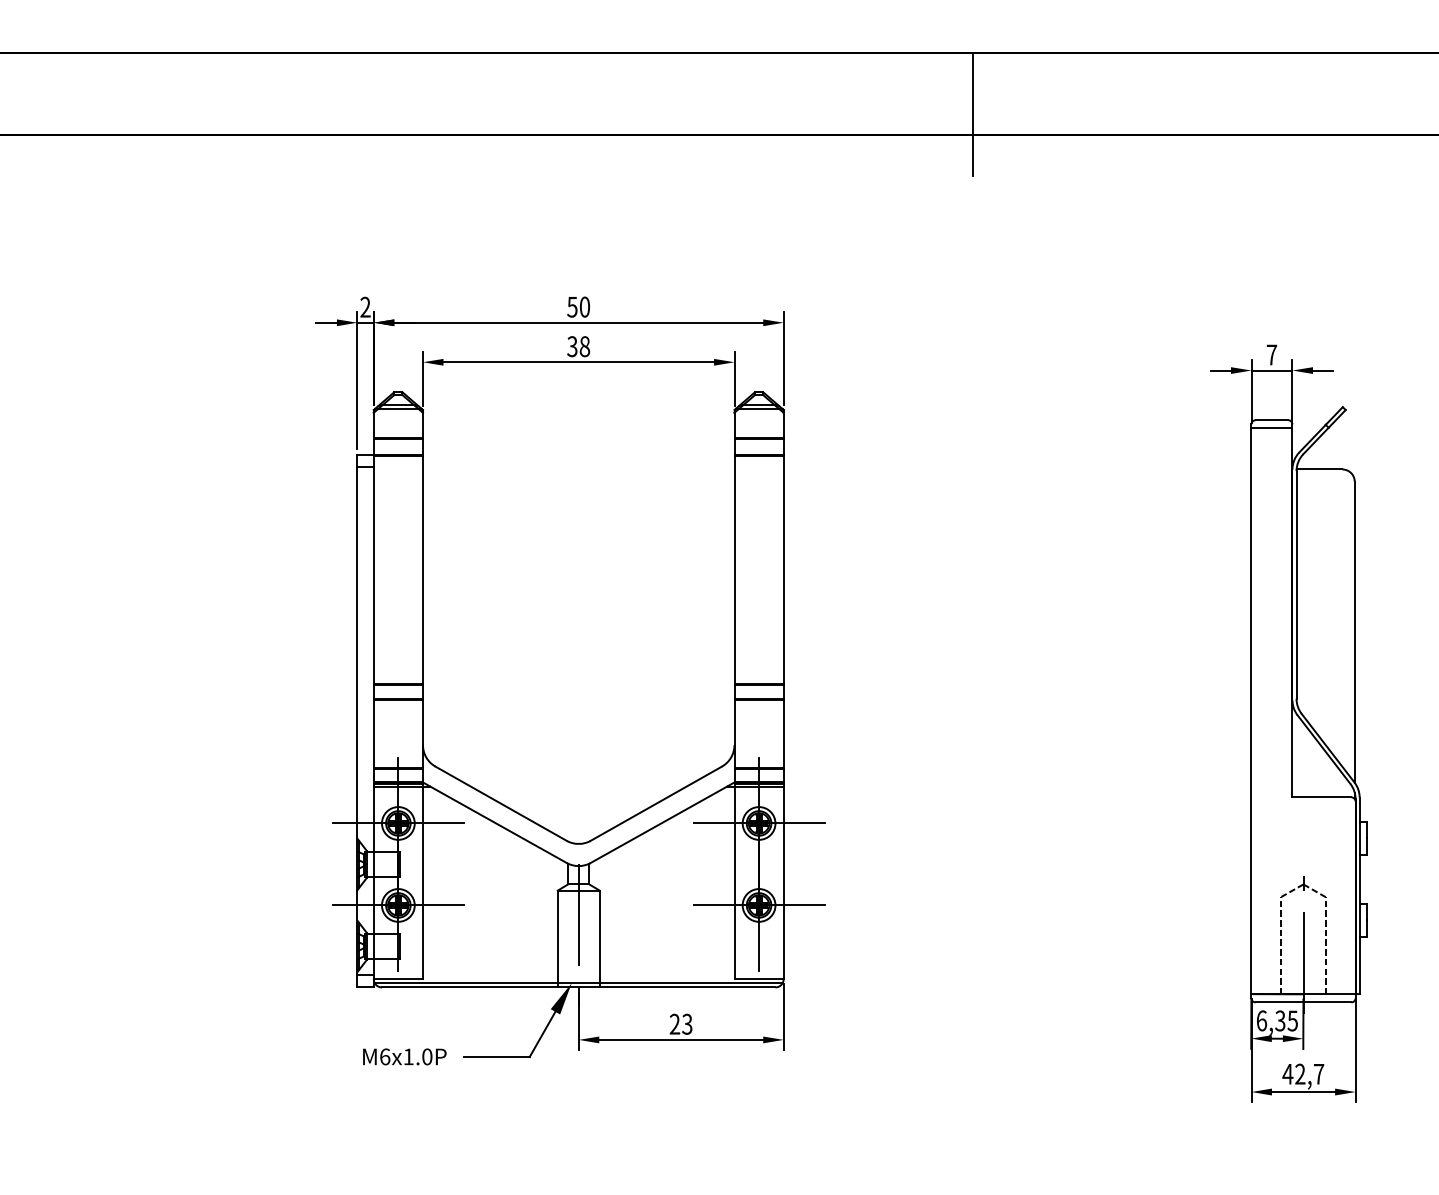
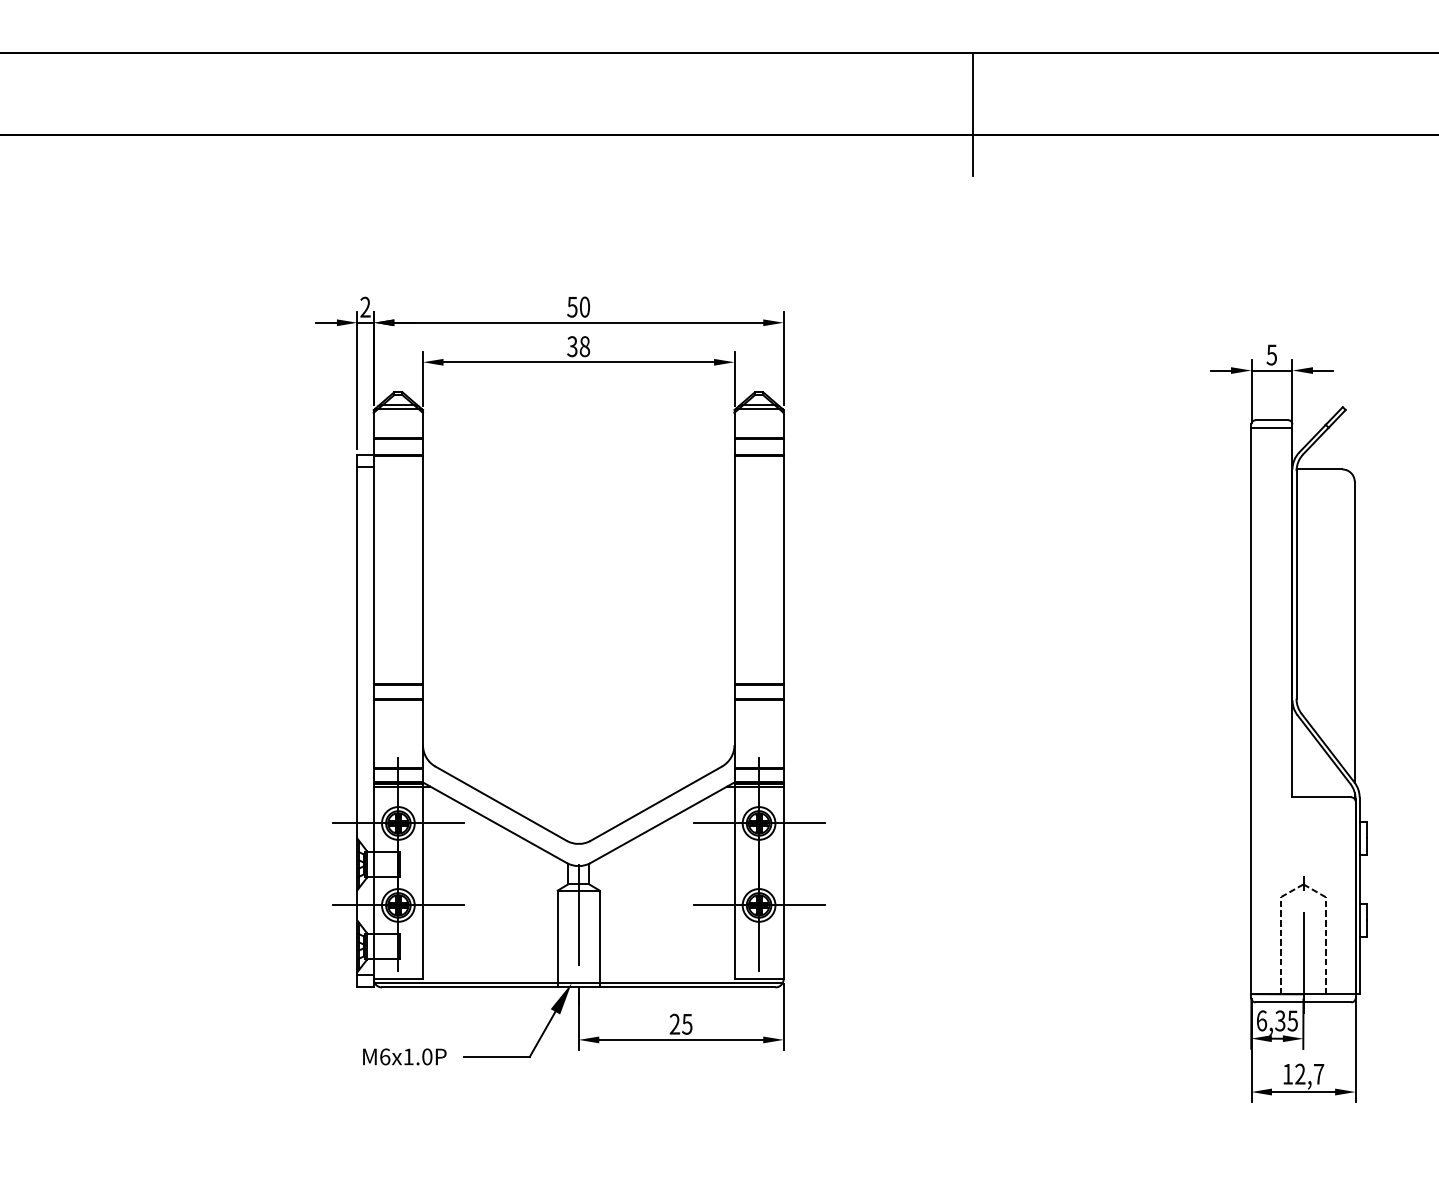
text: 7 -> 5 (1271, 354)
text: 23 -> 25 (687, 1023)
text: 42,7 -> 12,7 (1287, 1074)
